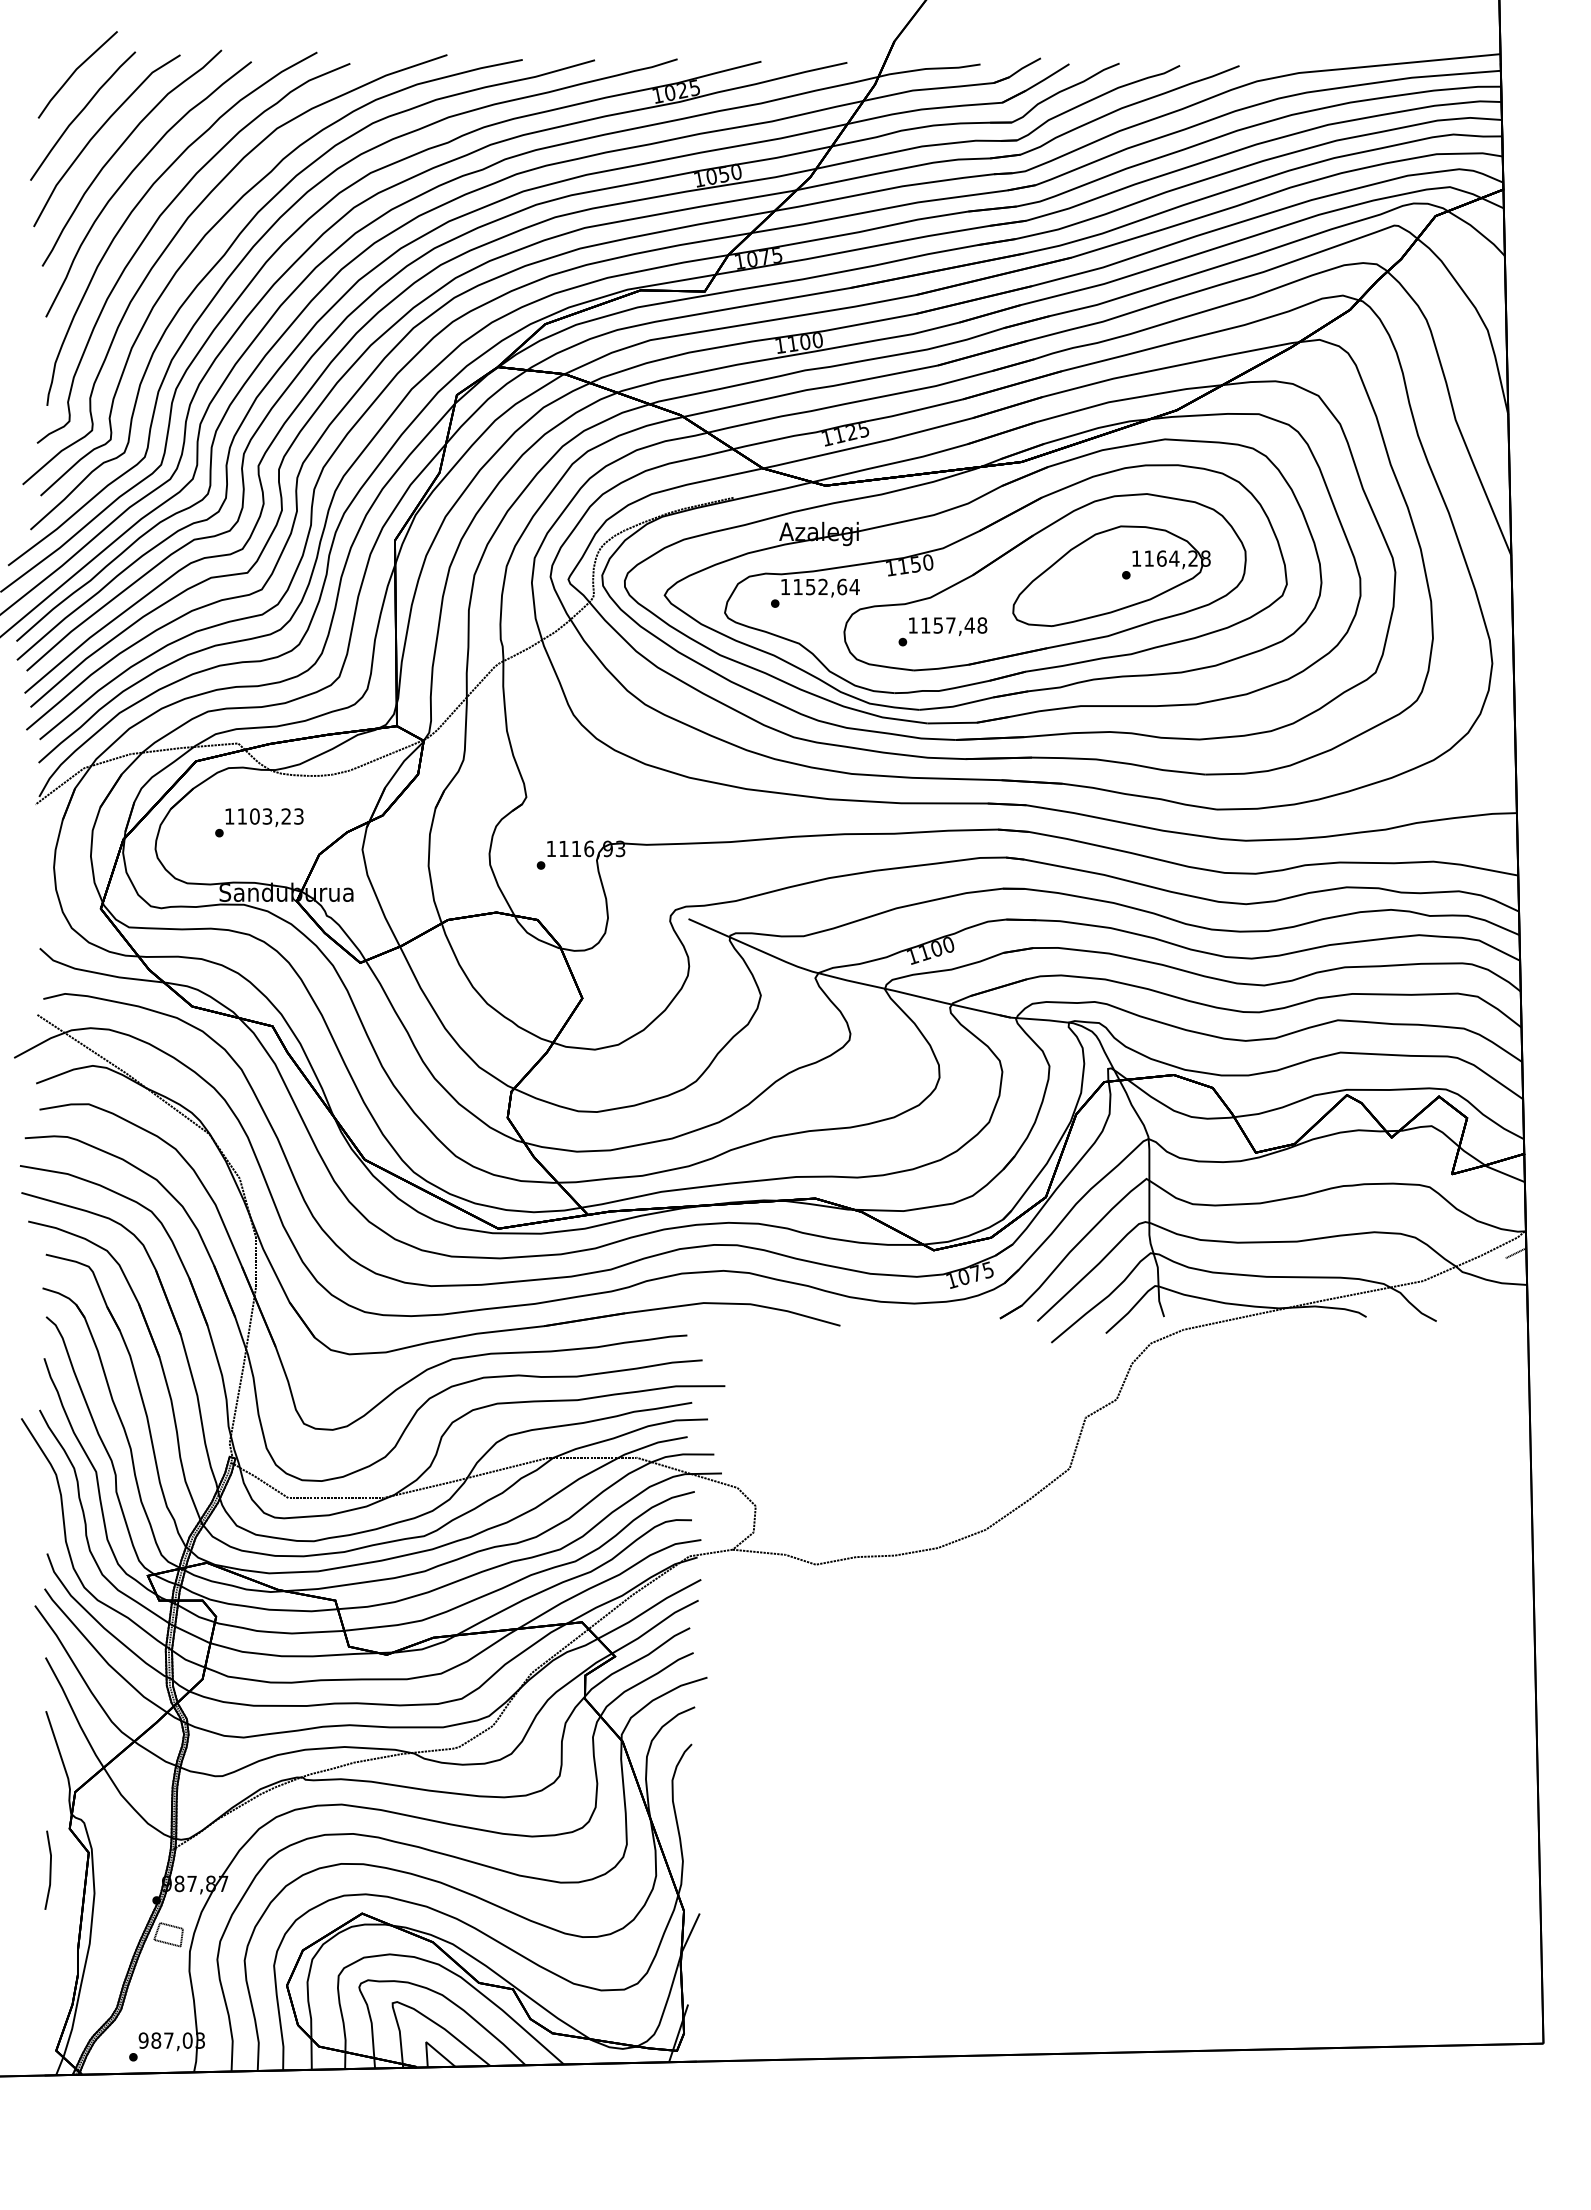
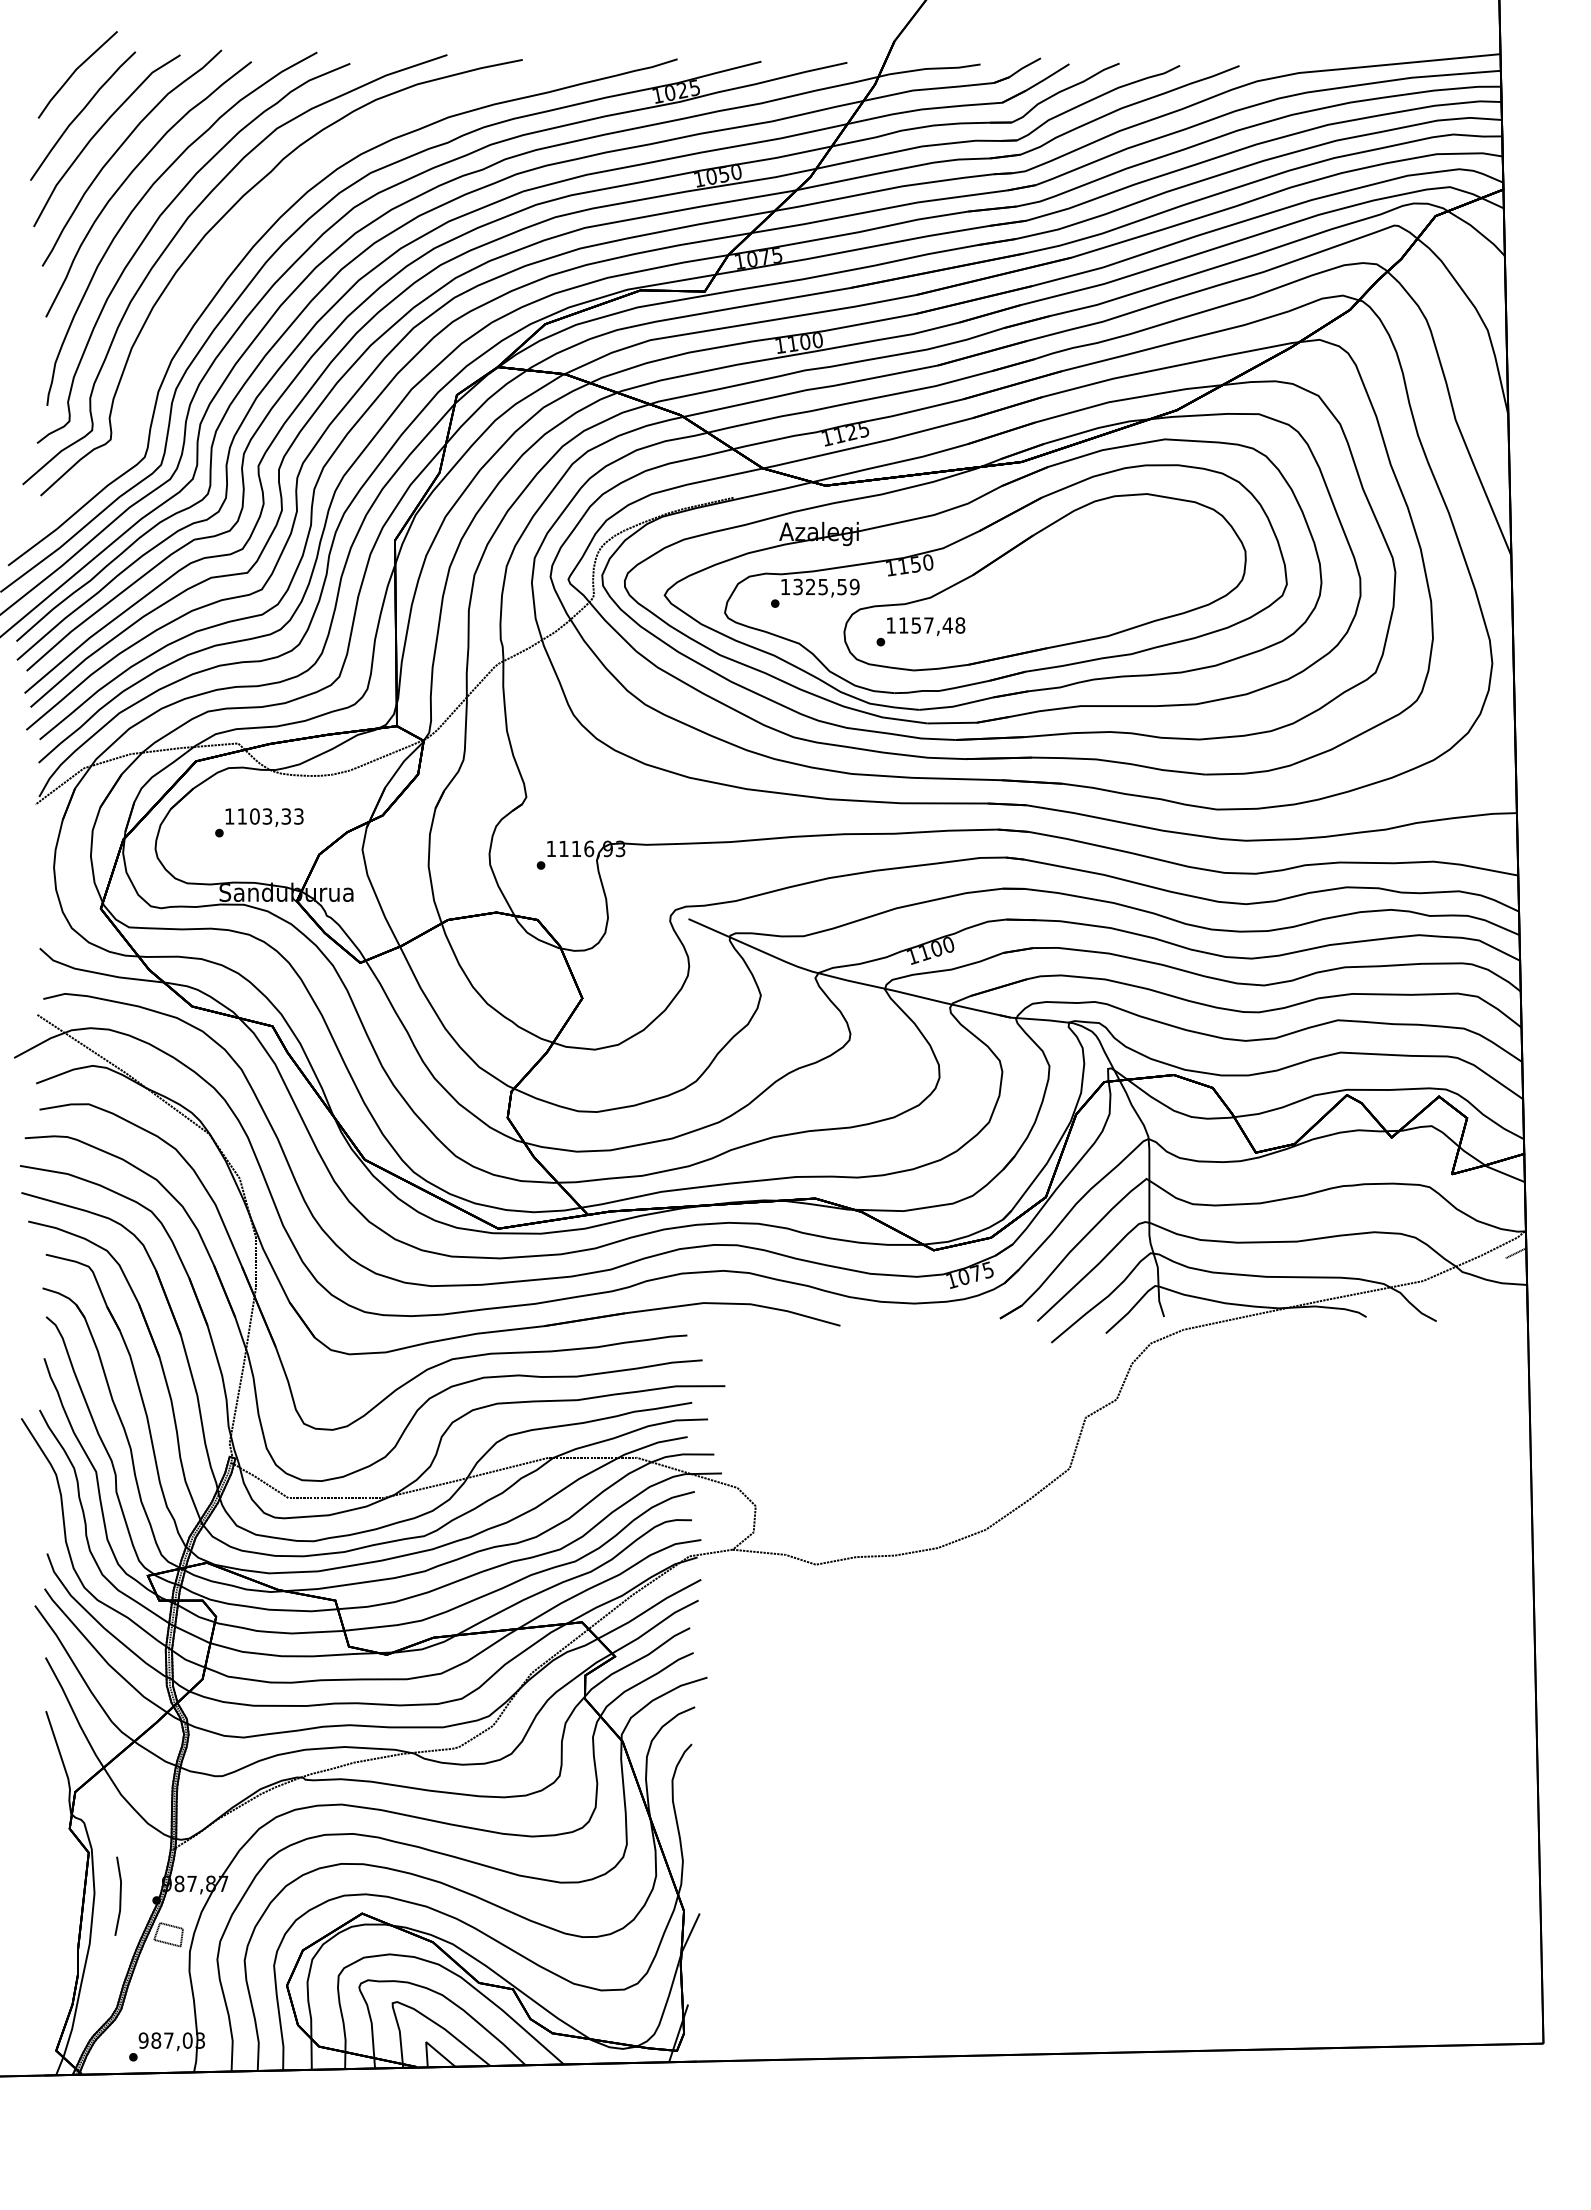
curve: present -> none (236, 240)
part: present -> none (1111, 575)
text: 1152,64 -> 1325,59 (826, 586)
text position: (942, 631) -> (920, 631) (920, 631)
text: 1103,23 -> 1103,33 (285, 816)
line position: (49, 1869) -> (119, 1895) (119, 1895)
